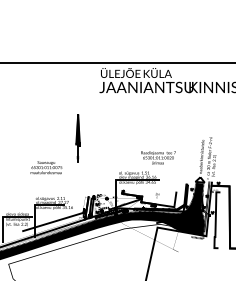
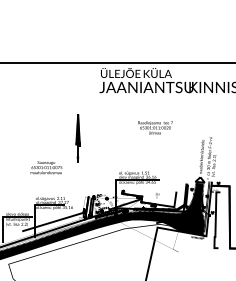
text position: (158, 157) -> (155, 127) (155, 127)
